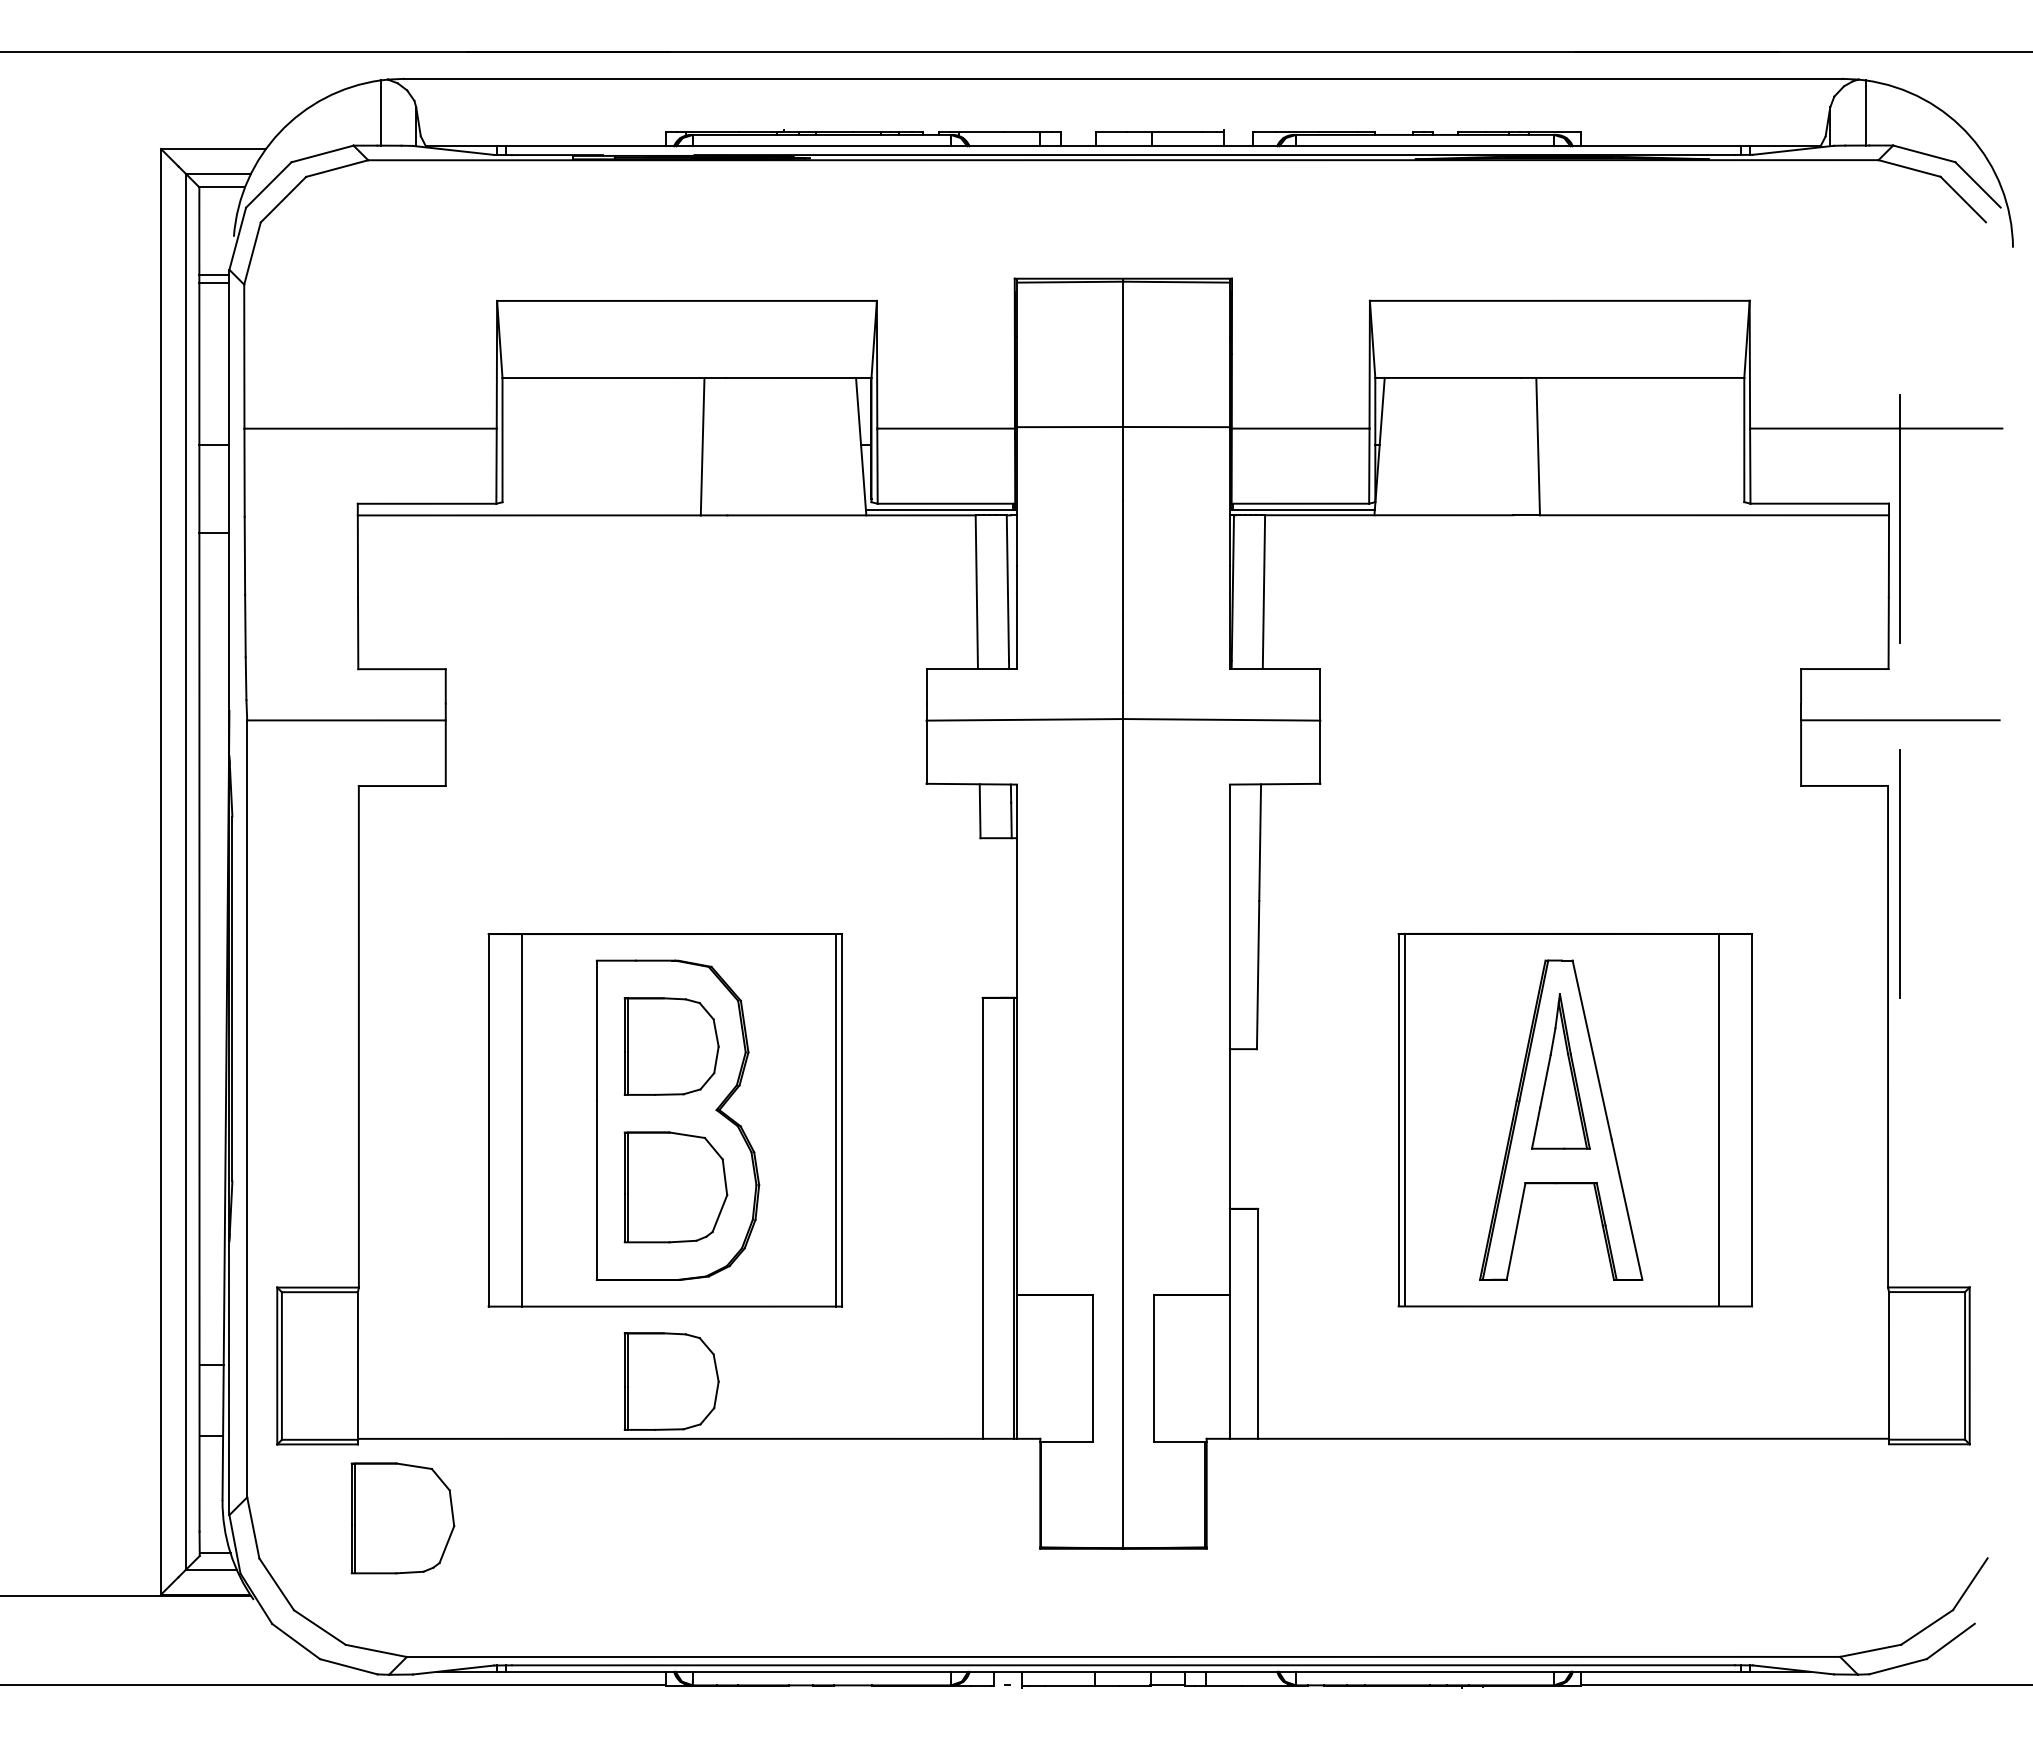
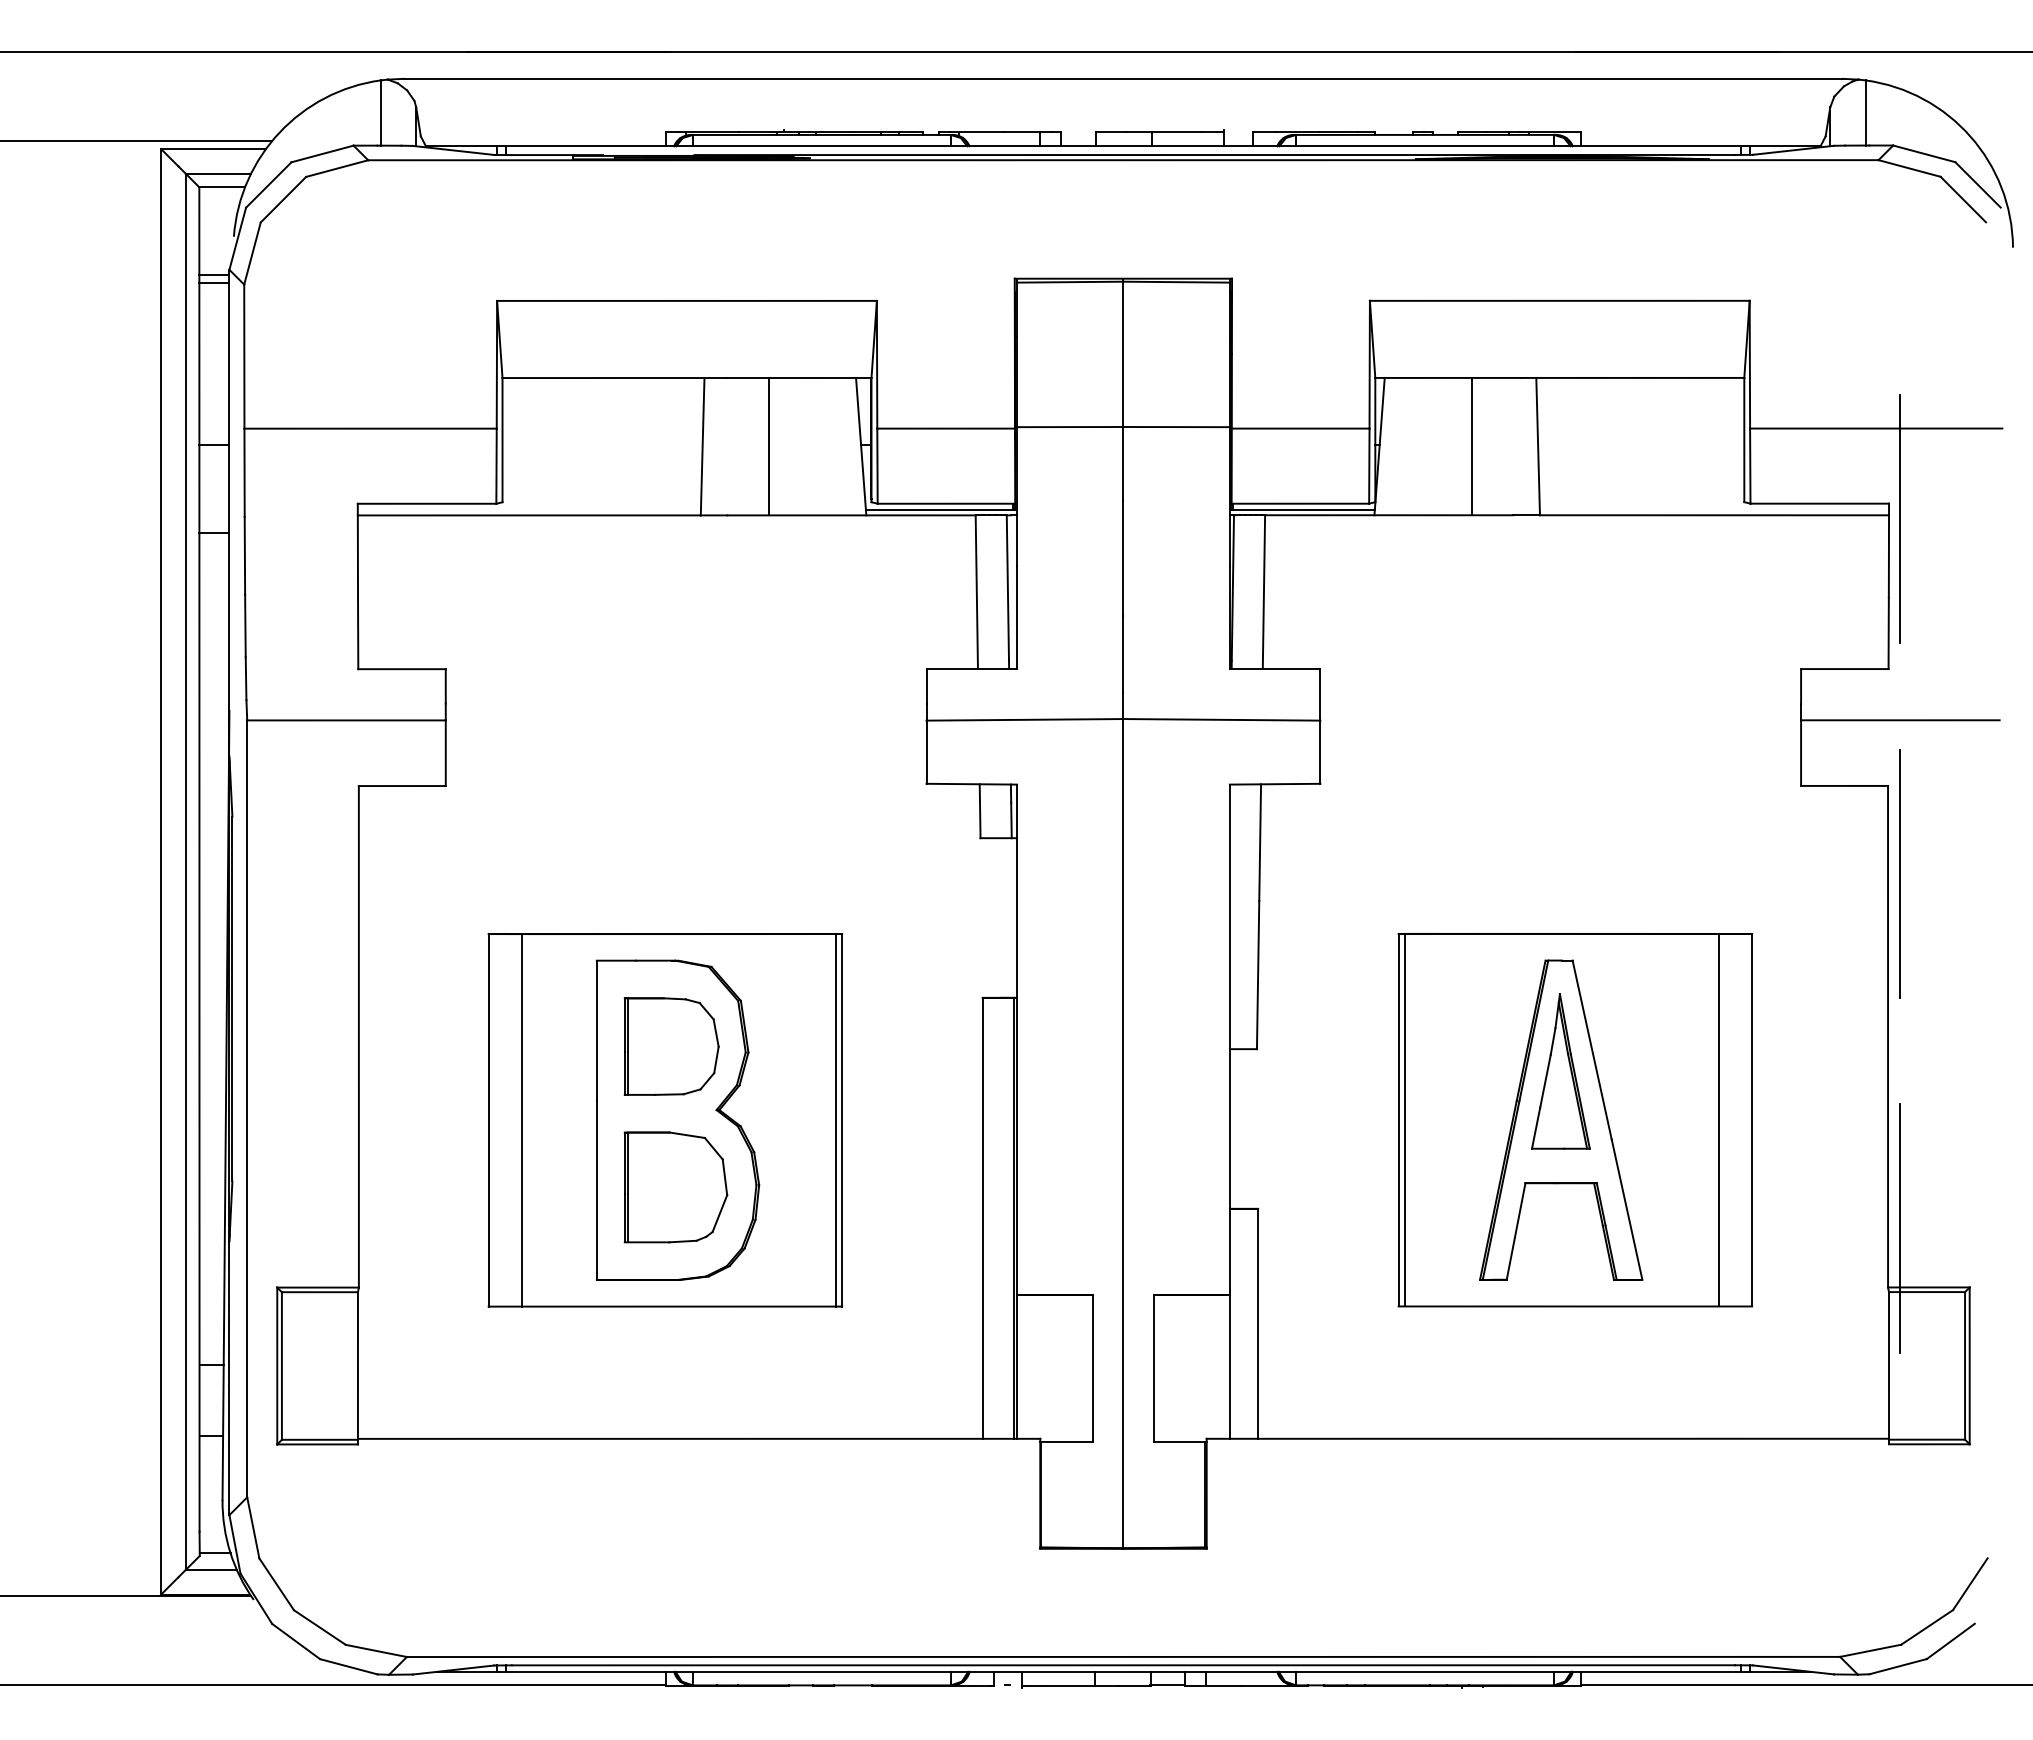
line: none -> present (136, 141)
line: none -> present (768, 446)
line: none -> present (1472, 446)
line: none -> present (1899, 1228)
part: present -> none (671, 1381)
part: present -> none (402, 1518)
